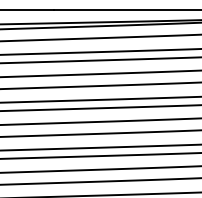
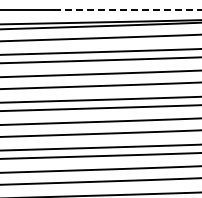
line: solid -> dashed (127, 9)
